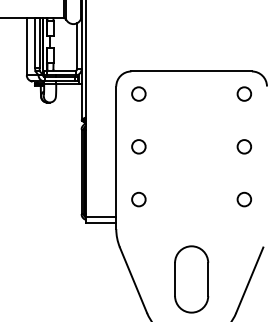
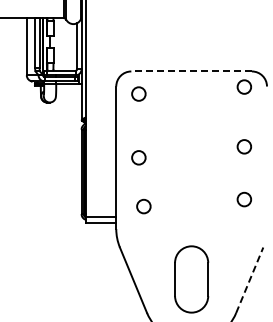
line: solid -> dashed (191, 71)
circle position: (243, 93) -> (243, 86) (243, 86)
circle position: (138, 146) -> (138, 157) (138, 157)
circle position: (138, 199) -> (143, 206) (143, 206)
line: solid -> dashed (249, 279)
